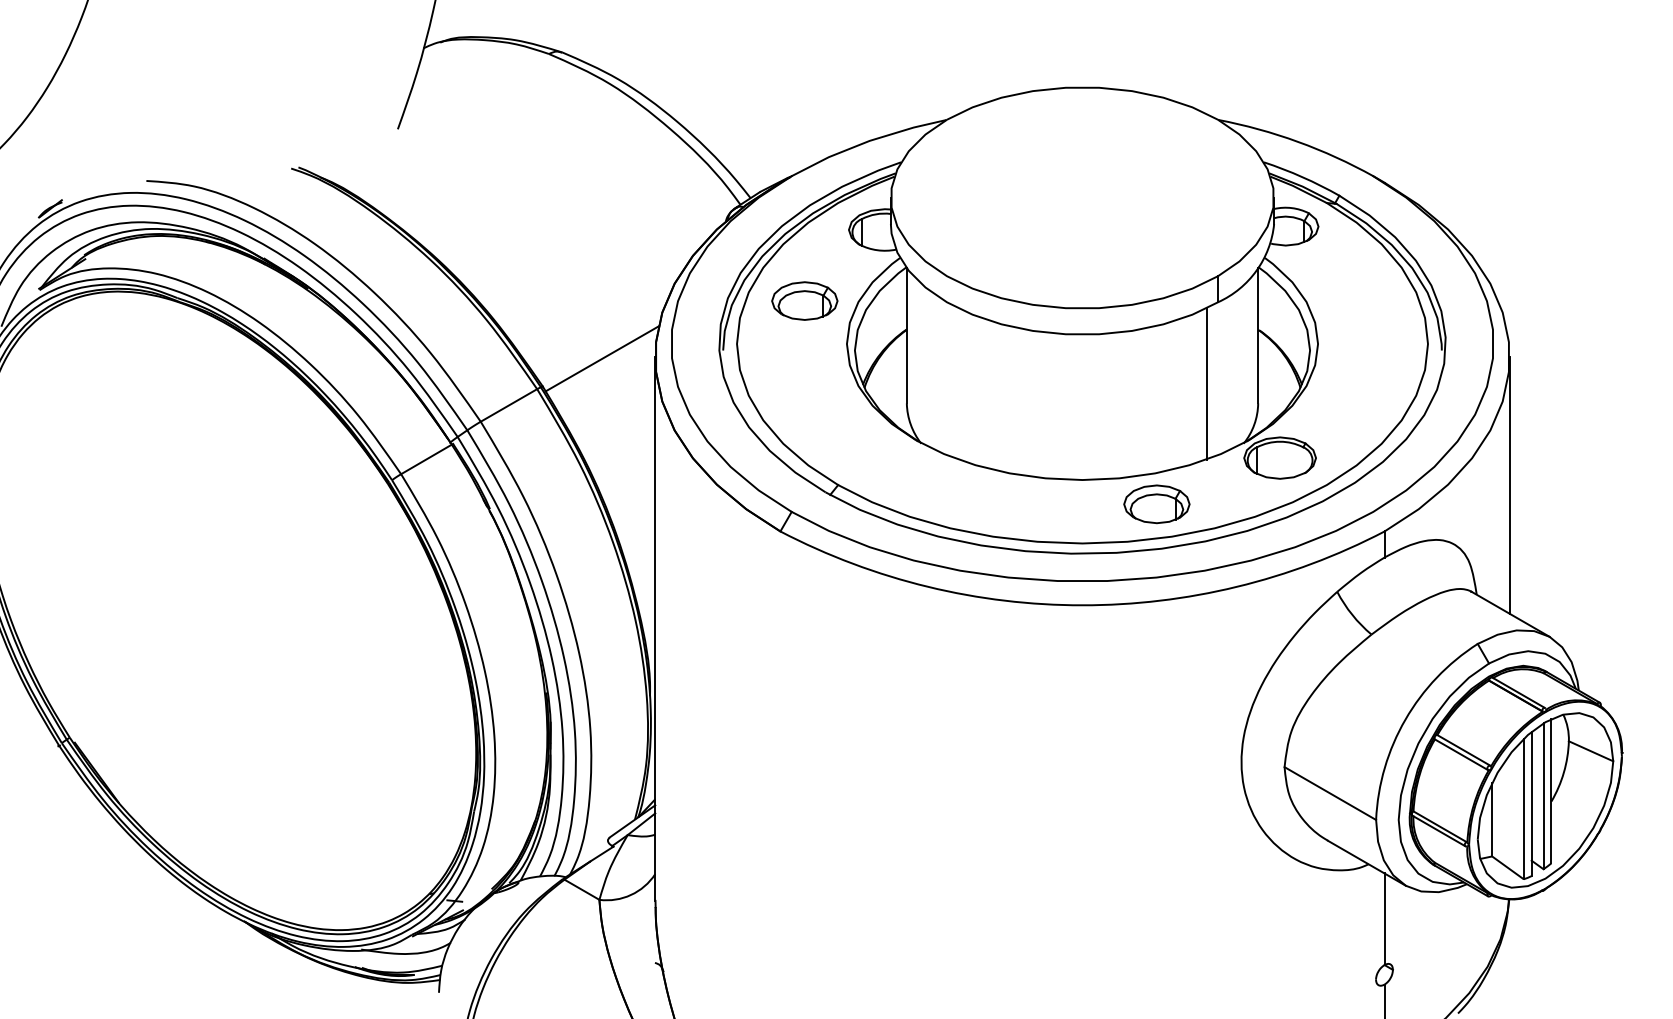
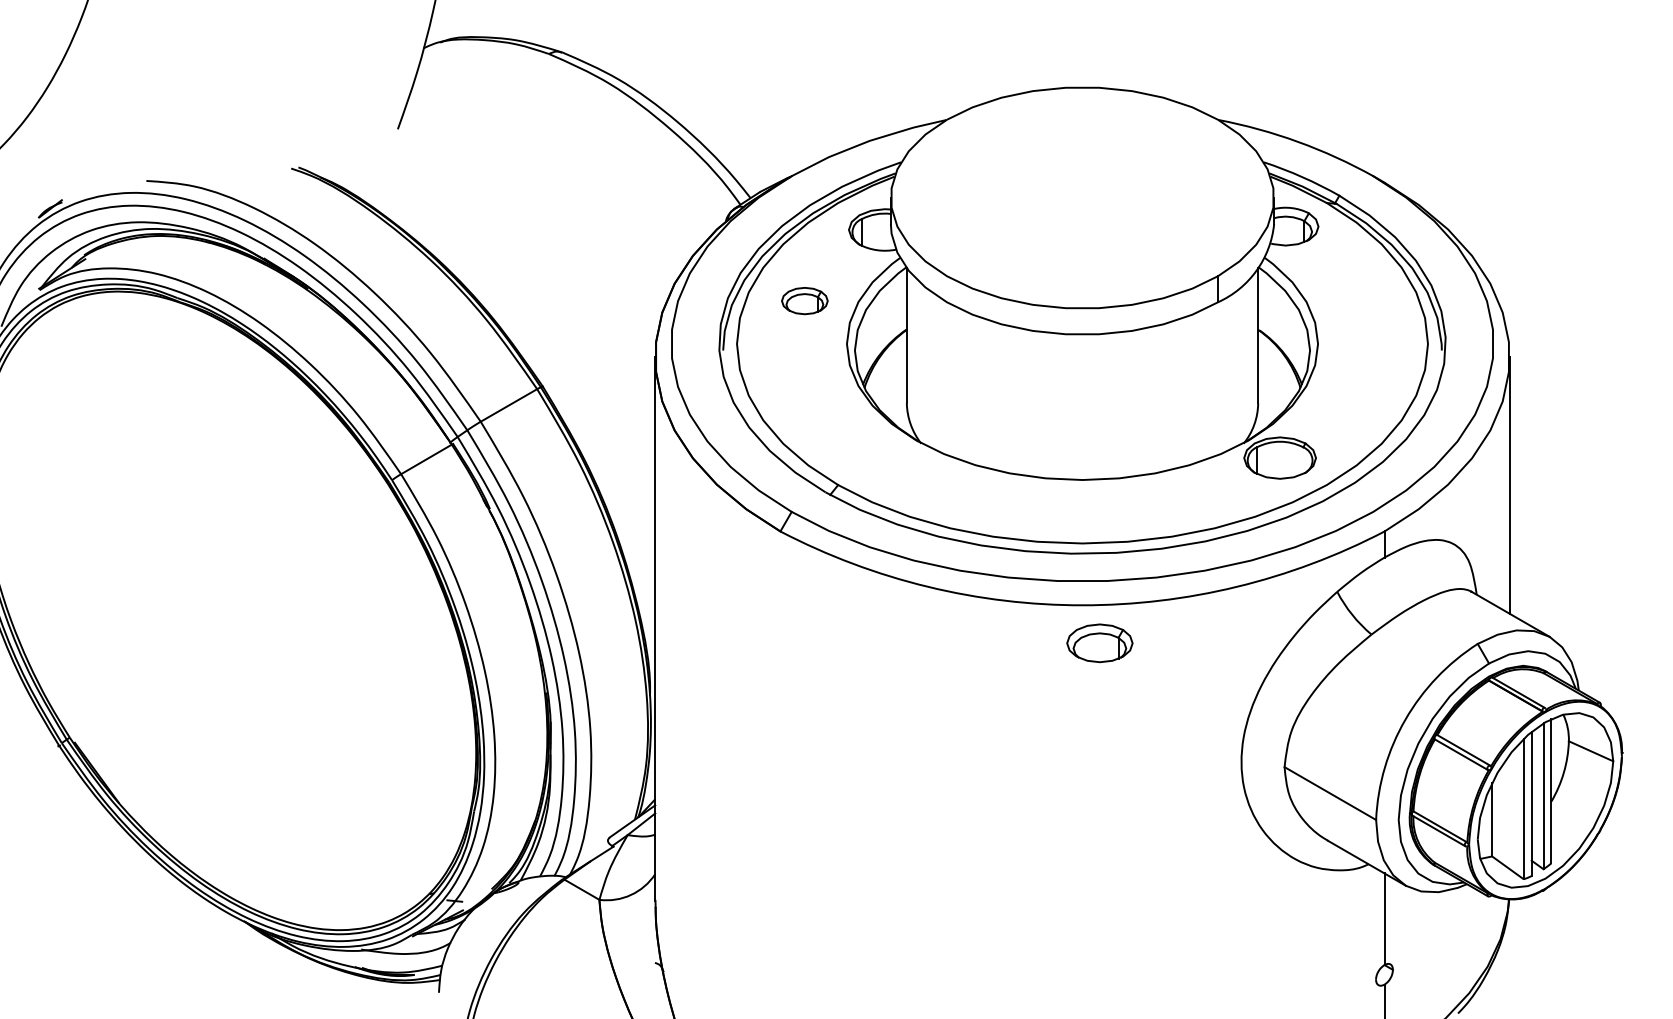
part size: 68x40 px -> 48x29 px (804, 301)
line: present -> none (601, 358)
line: present -> none (1206, 383)
part position: (1156, 504) -> (1099, 643) (1099, 643)
